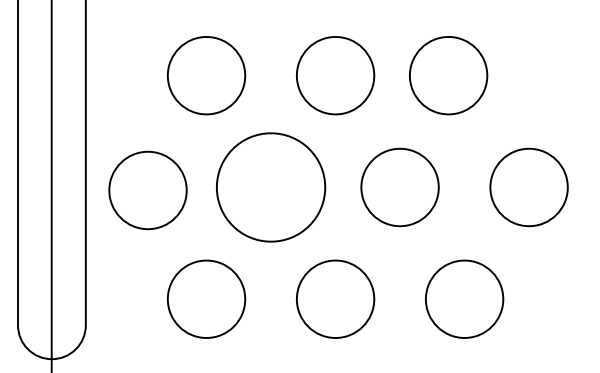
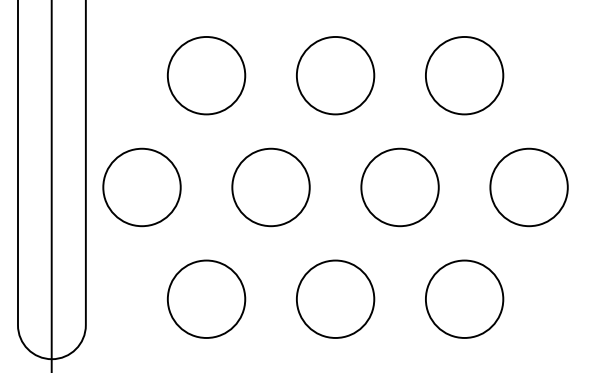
circle position: (448, 75) -> (464, 75) (464, 75)
circle diameter: 108 px -> 77 px (270, 187)
circle position: (147, 190) -> (141, 187) (141, 187)
